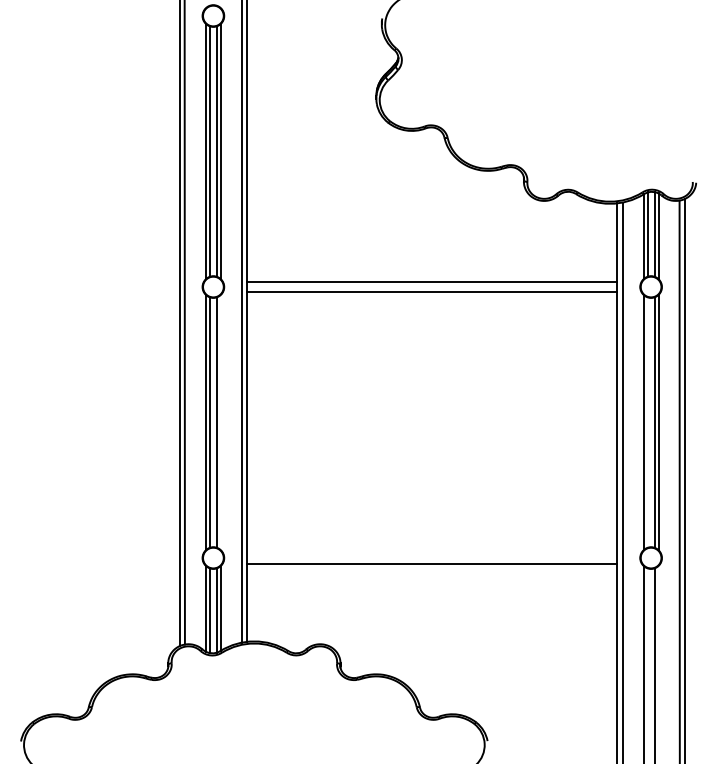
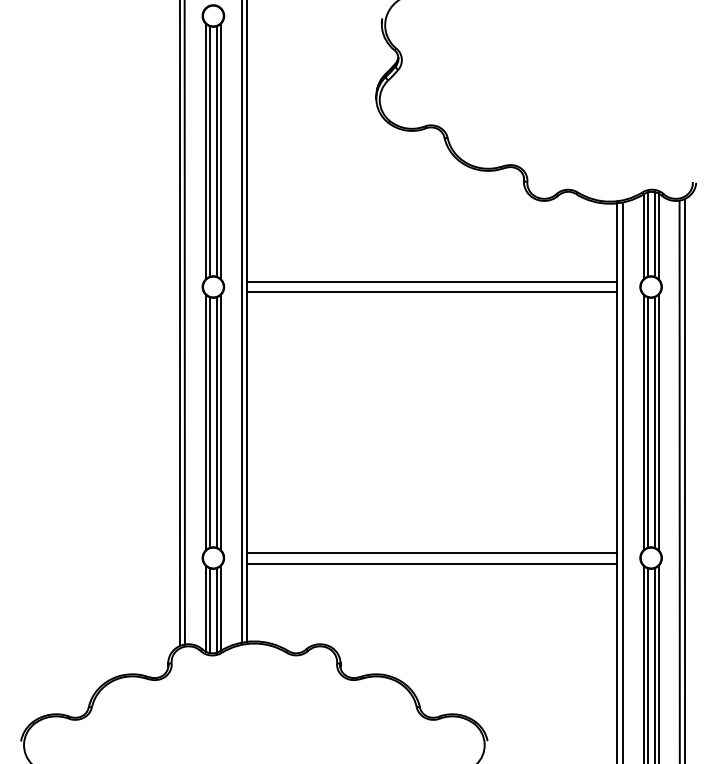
line: none -> present (220, 422)
line: none -> present (647, 422)
line: none -> present (432, 552)
line: none -> present (658, 663)
line: none -> present (647, 664)
